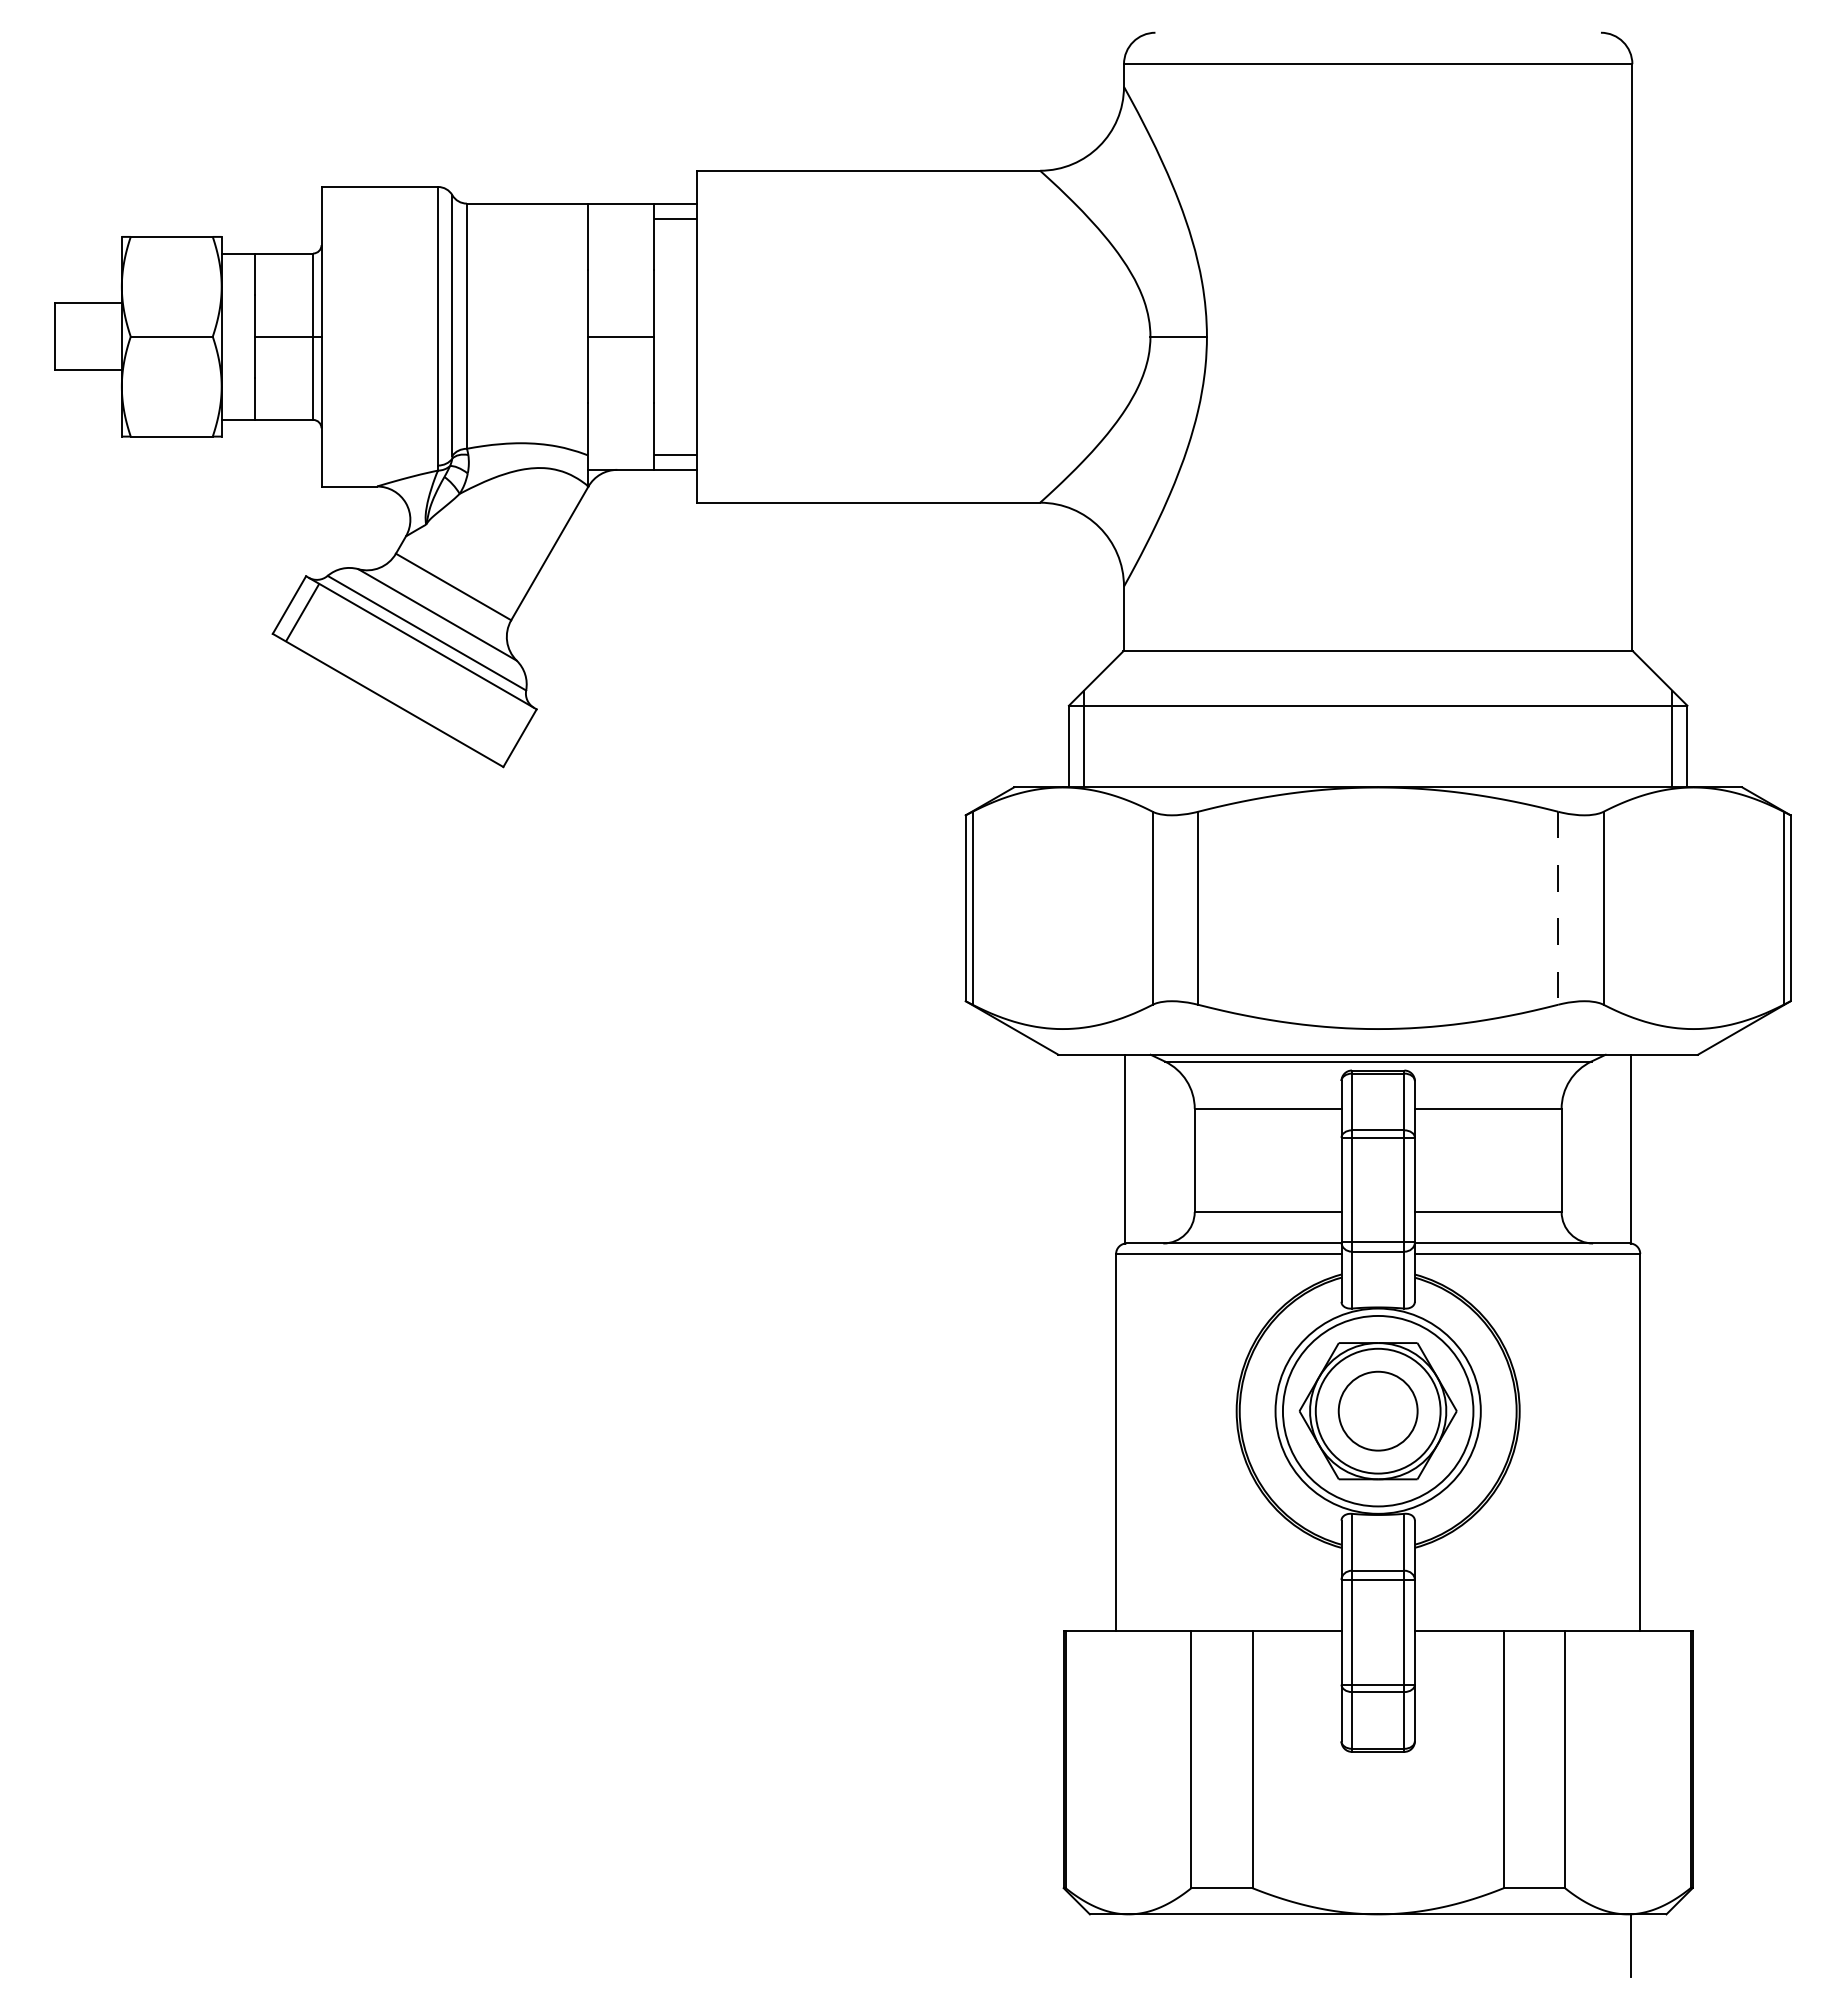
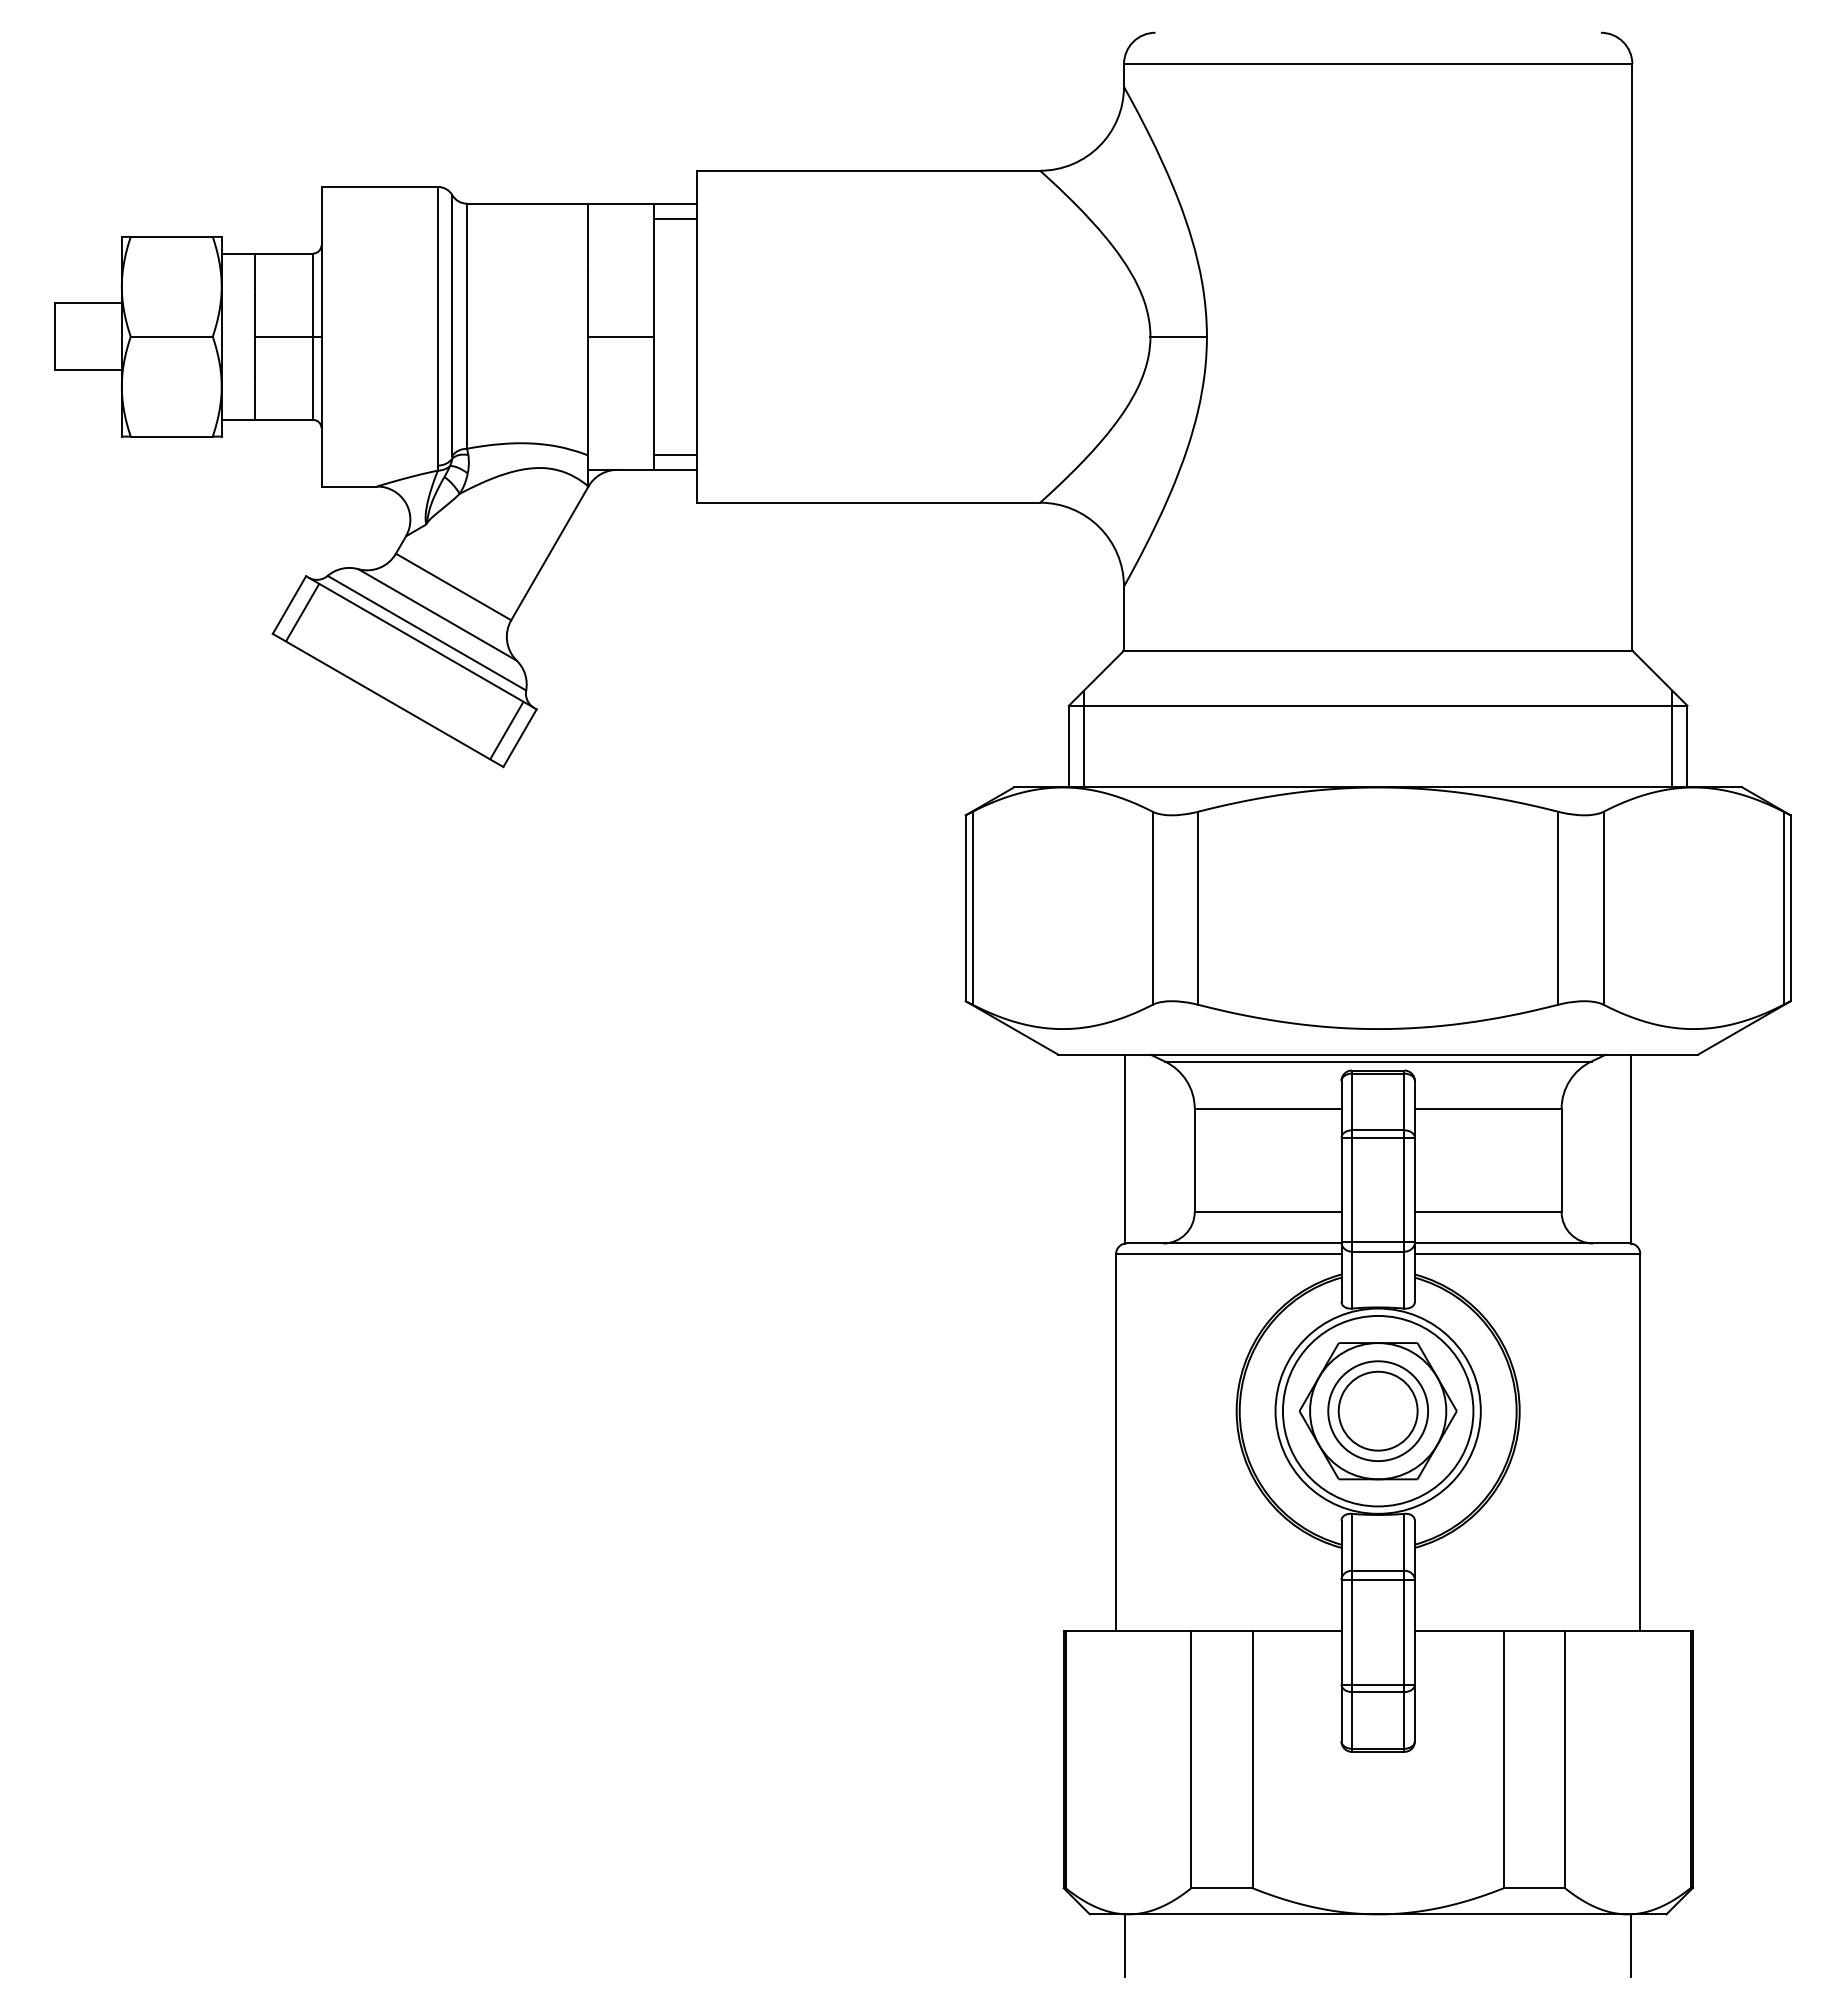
line: none -> present (506, 730)
line: dashed -> solid (1558, 908)
circle diameter: 125 px -> 100 px (1378, 1411)
line: none -> present (1125, 1945)
